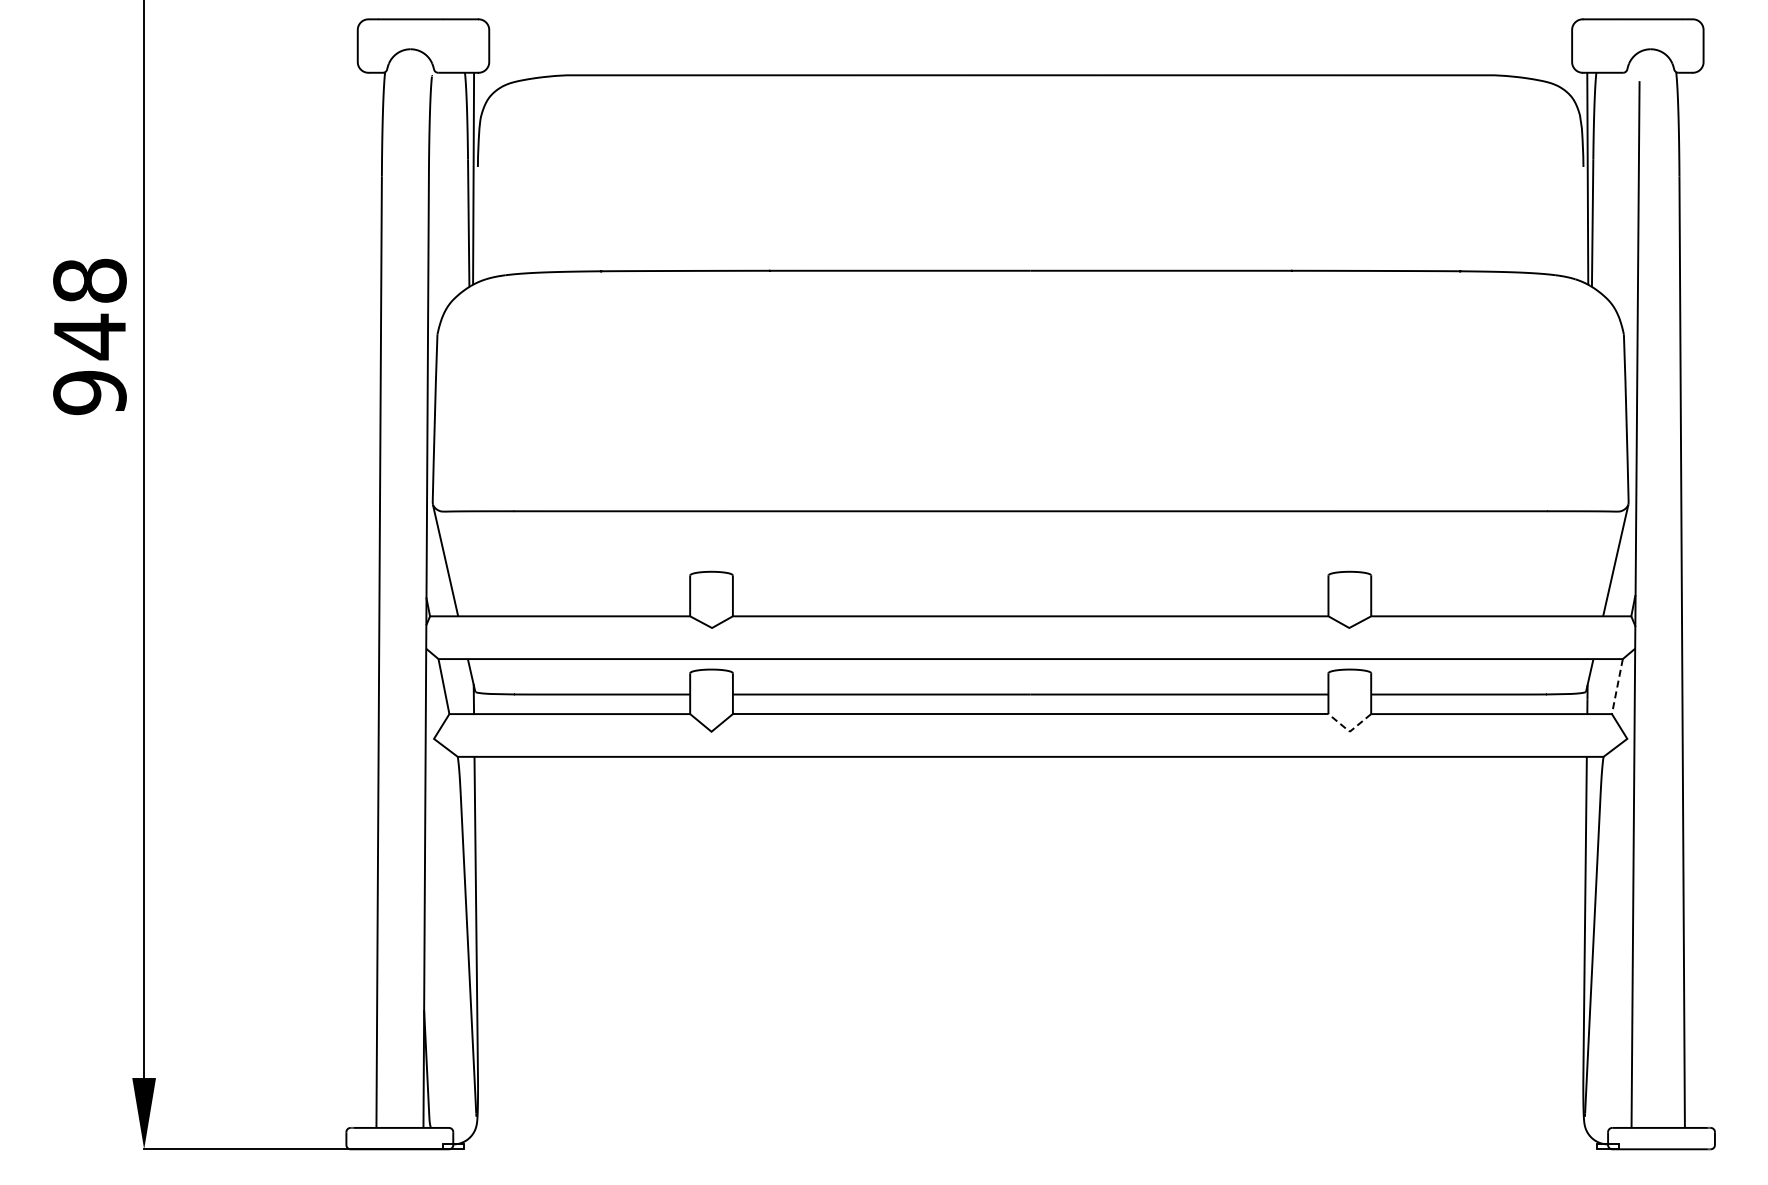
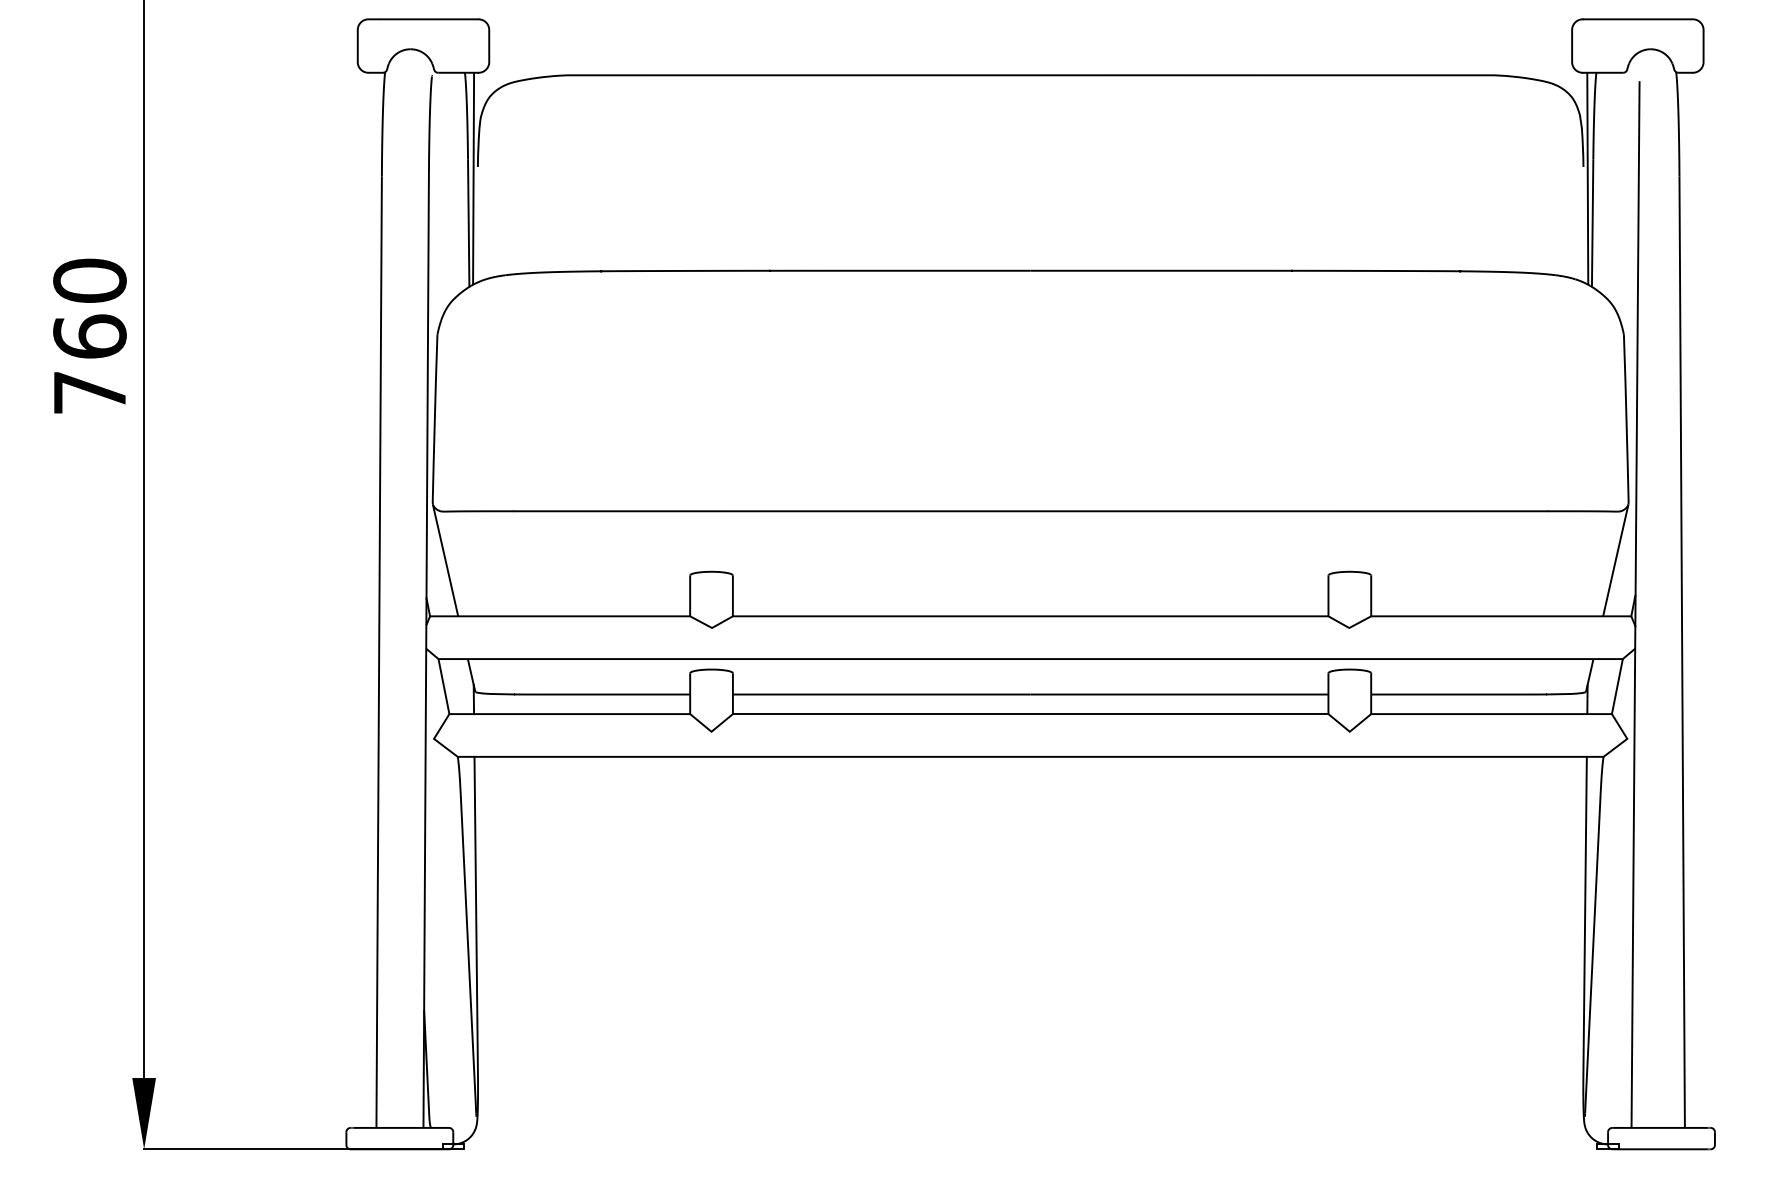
text: 948 -> 760 (89, 336)
line: dashed -> solid (1617, 687)
line: dashed -> solid (1349, 731)
